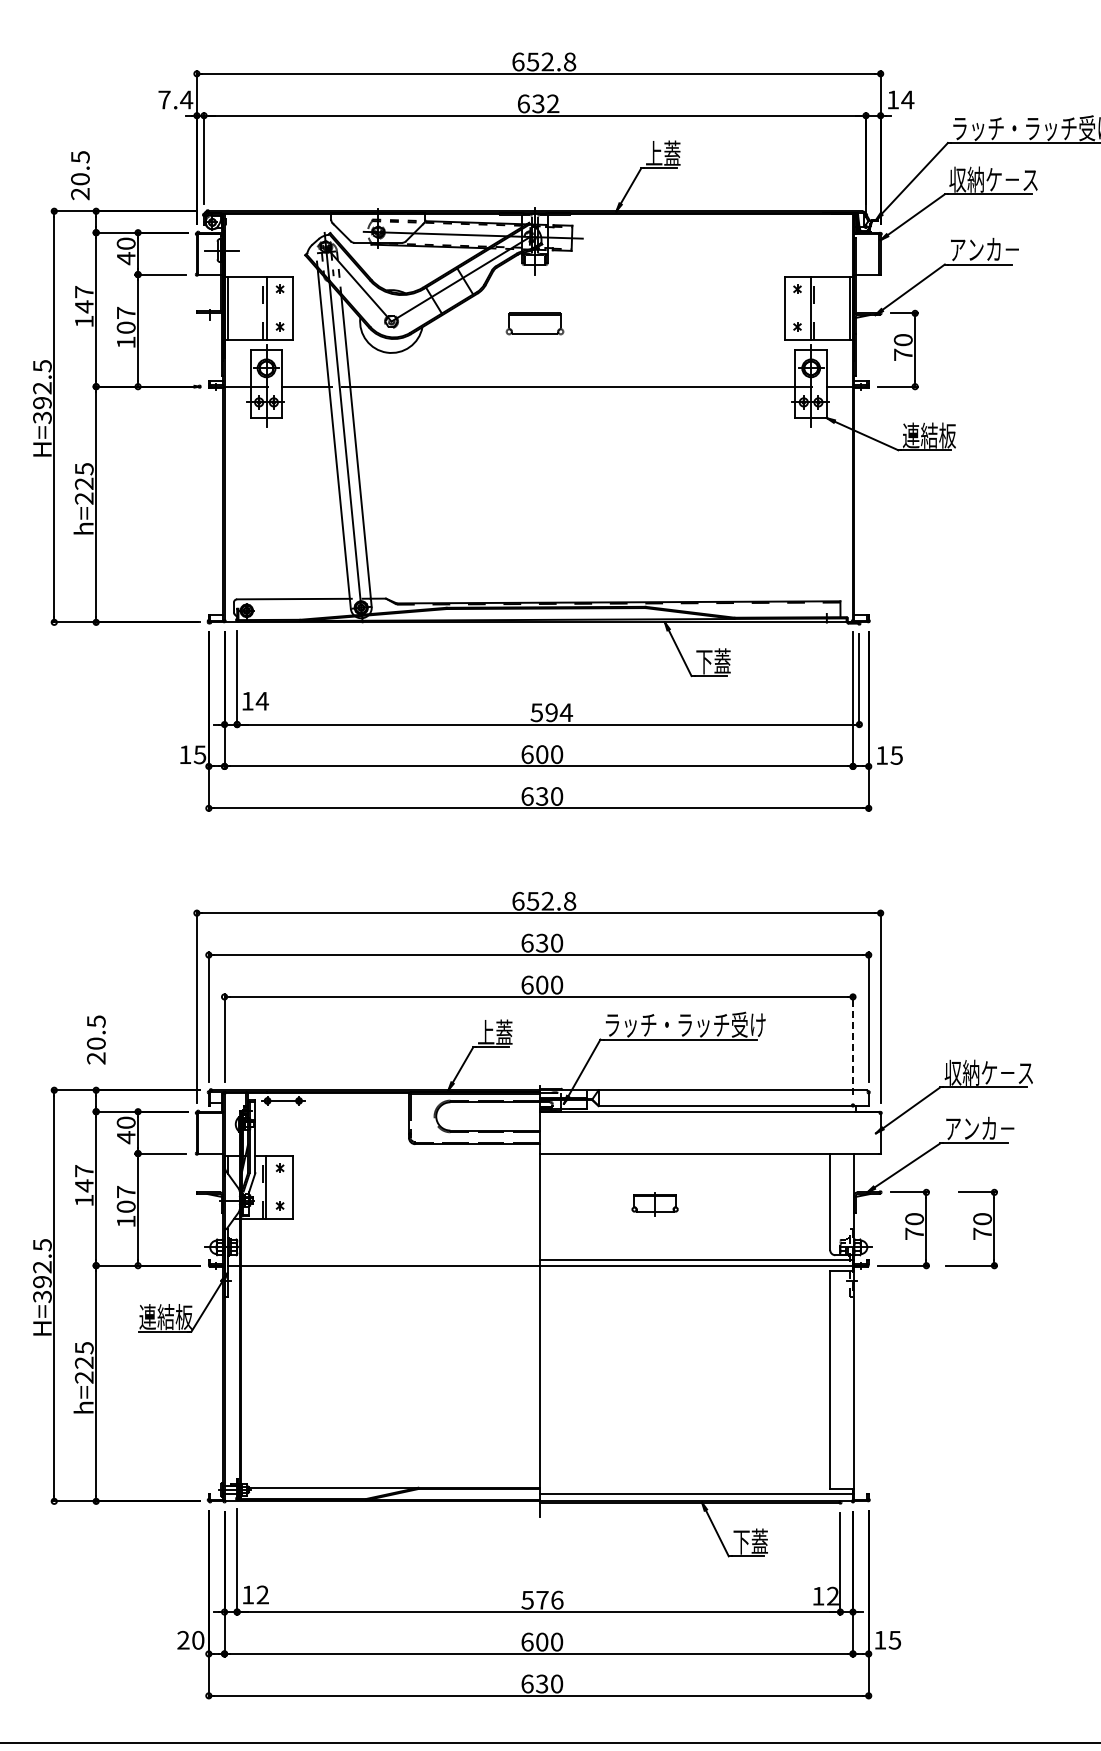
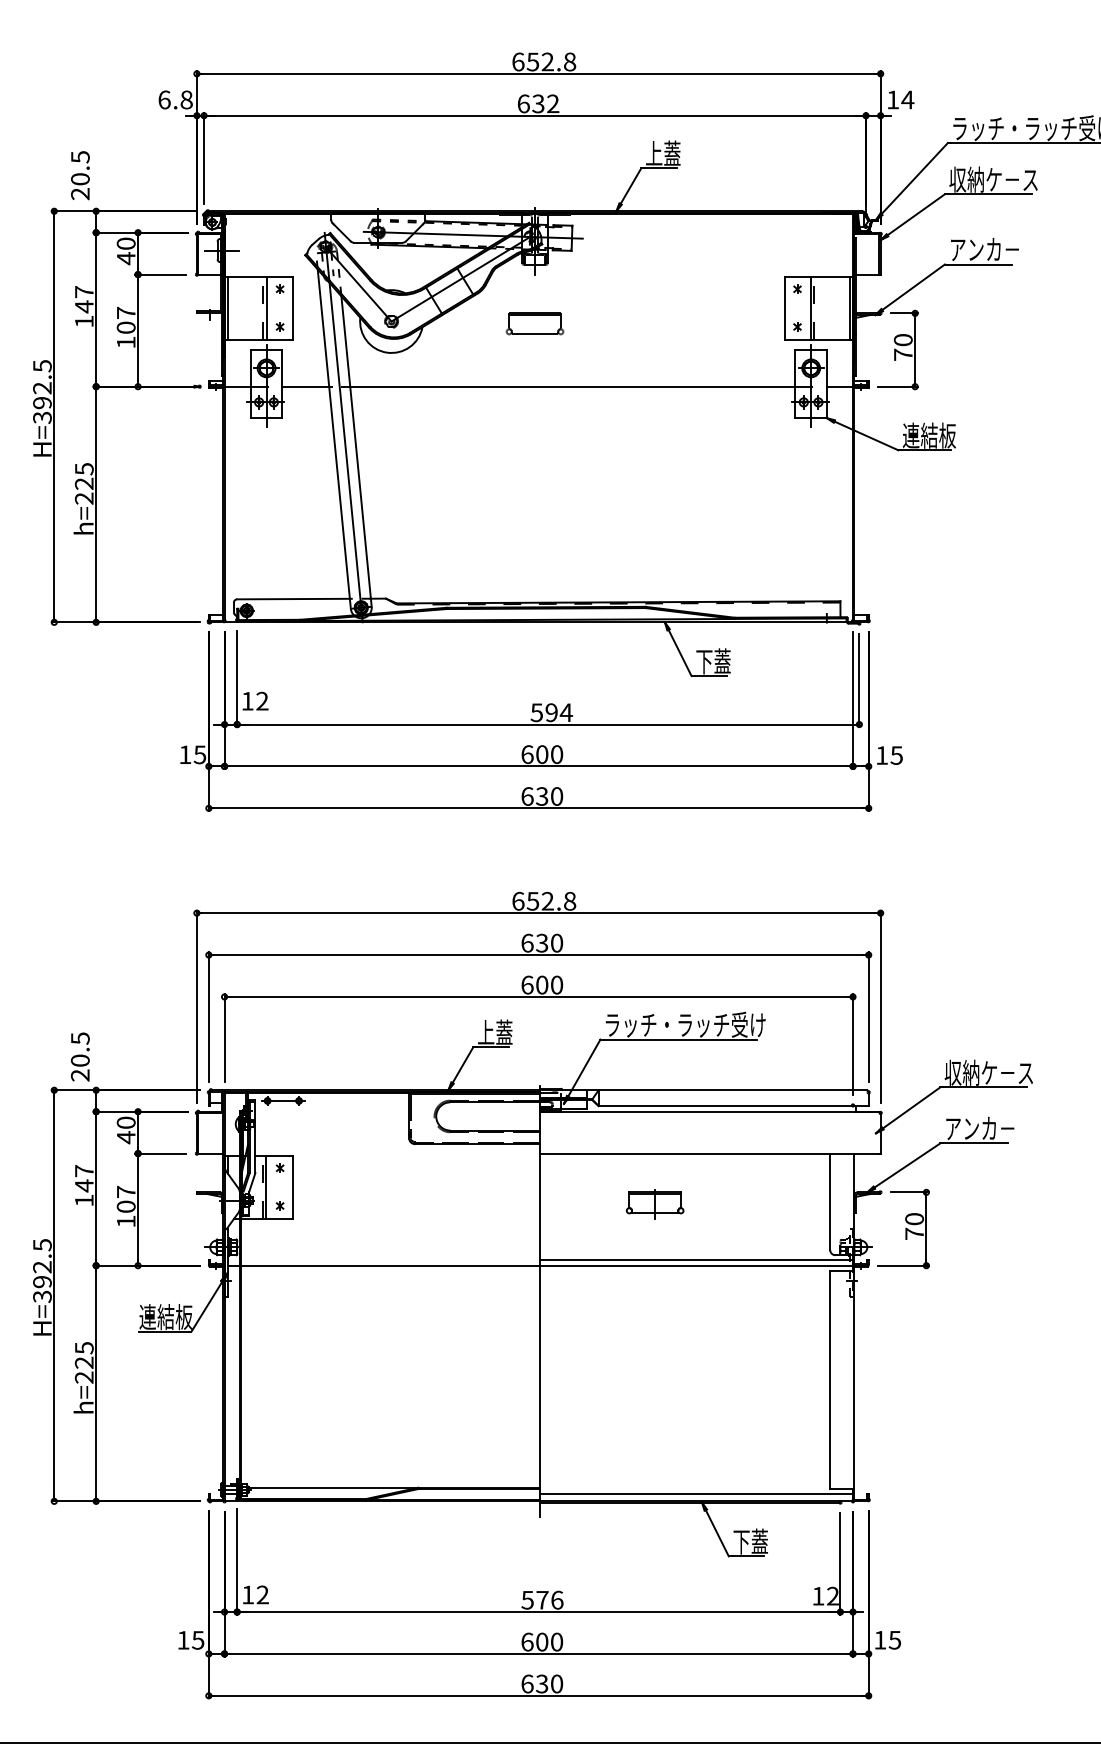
text: 7.4 -> 6.8 (175, 99)
text: 14 -> 12 (262, 700)
text position: (96, 1039) -> (80, 1056) (80, 1056)
line: dashed -> solid (852, 1044)
part size: 48x25 px -> 60x31 px (654, 1204)
part: present -> none (971, 1228)
text: 20 -> 15 (190, 1639)
